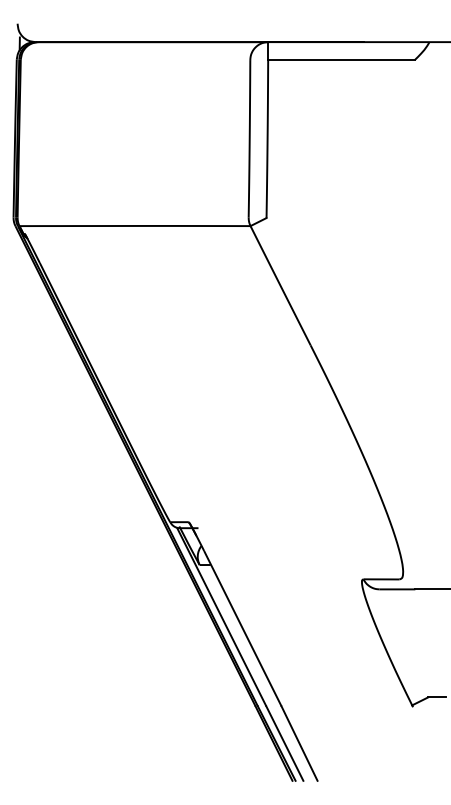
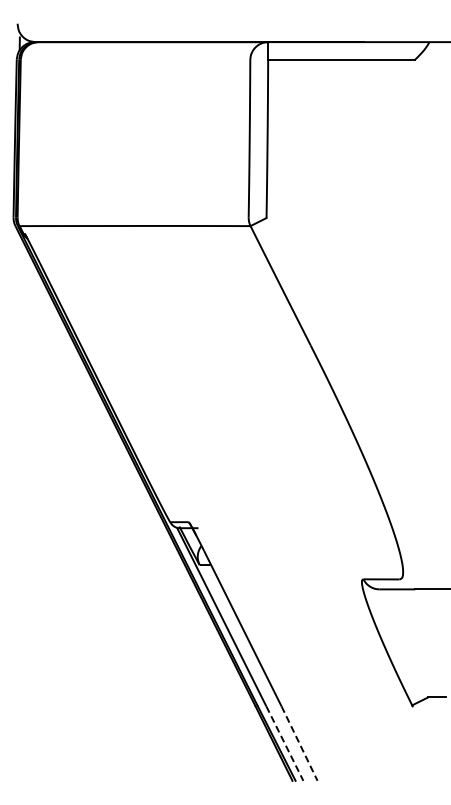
line: solid -> dashed (284, 743)
line: solid -> dashed (299, 744)
